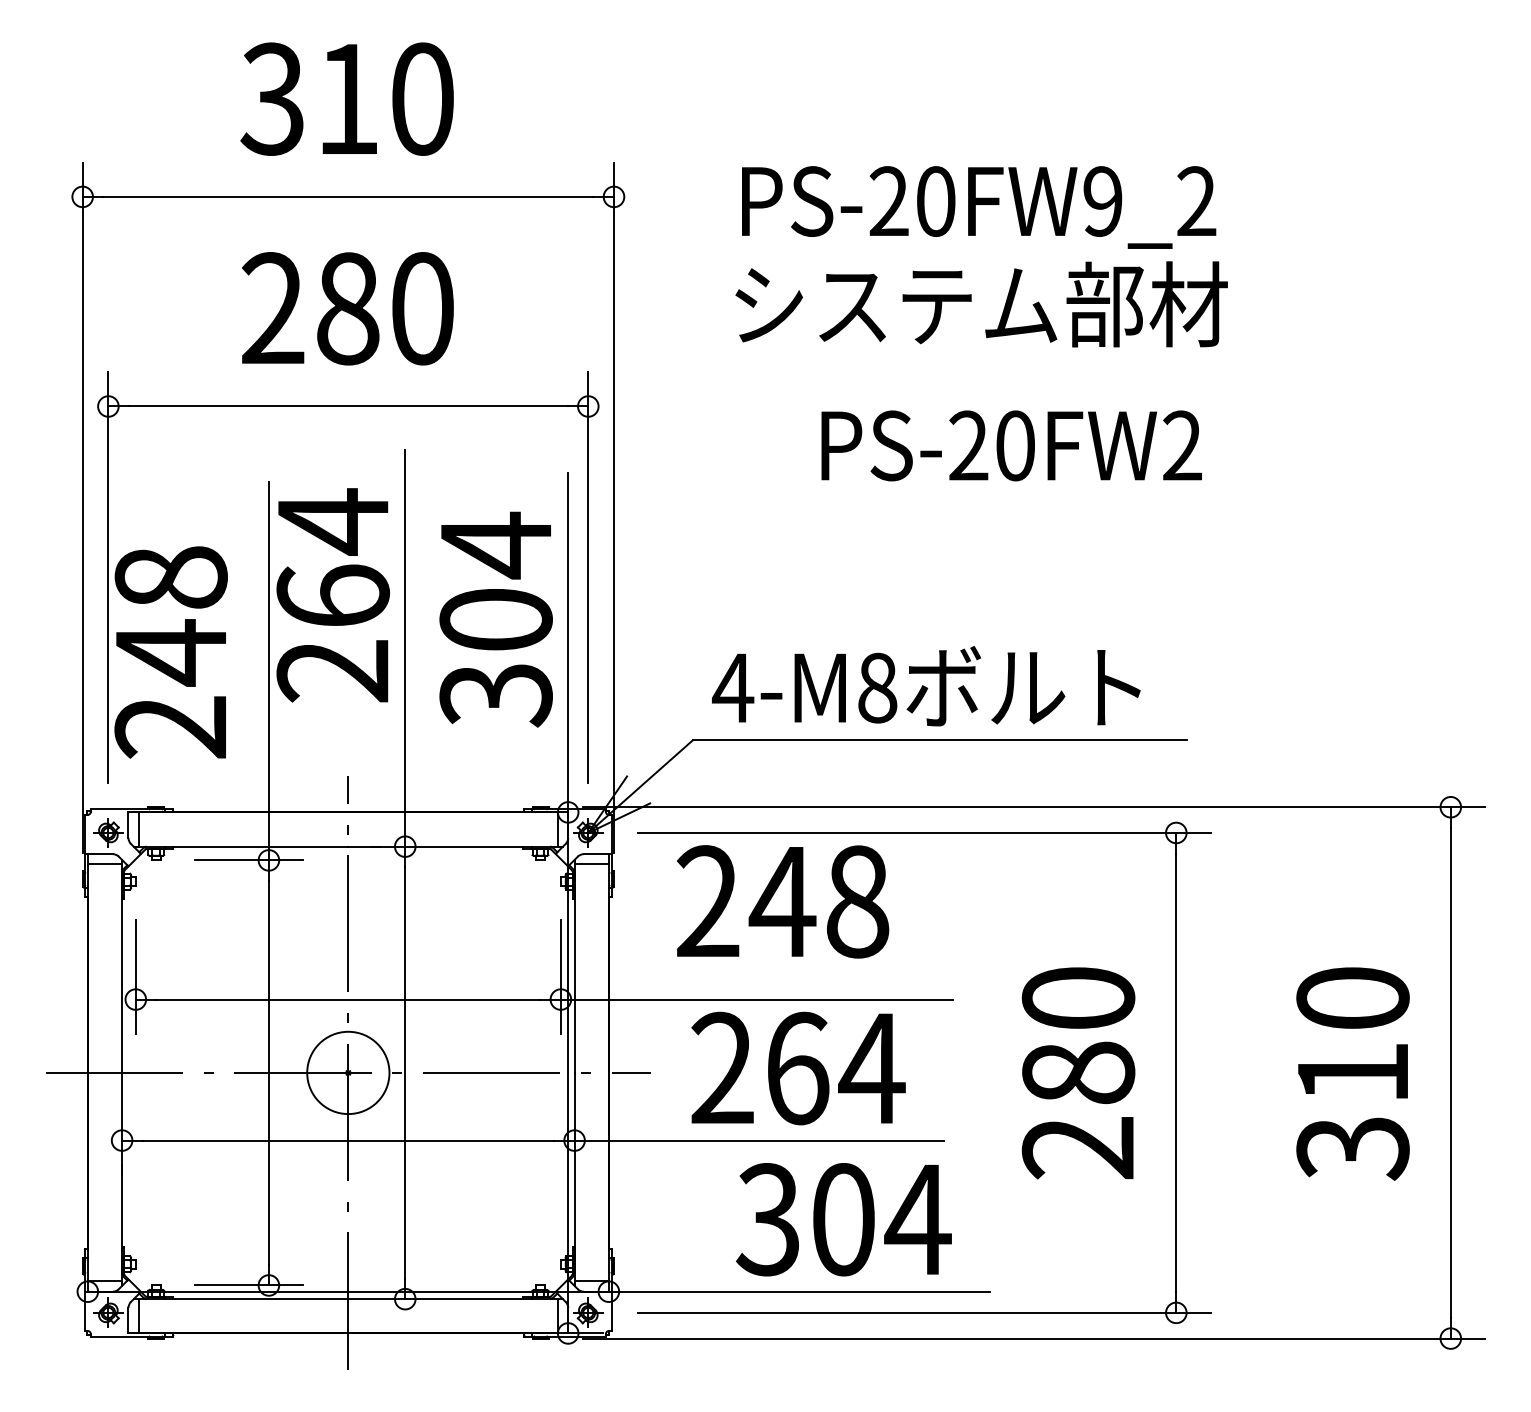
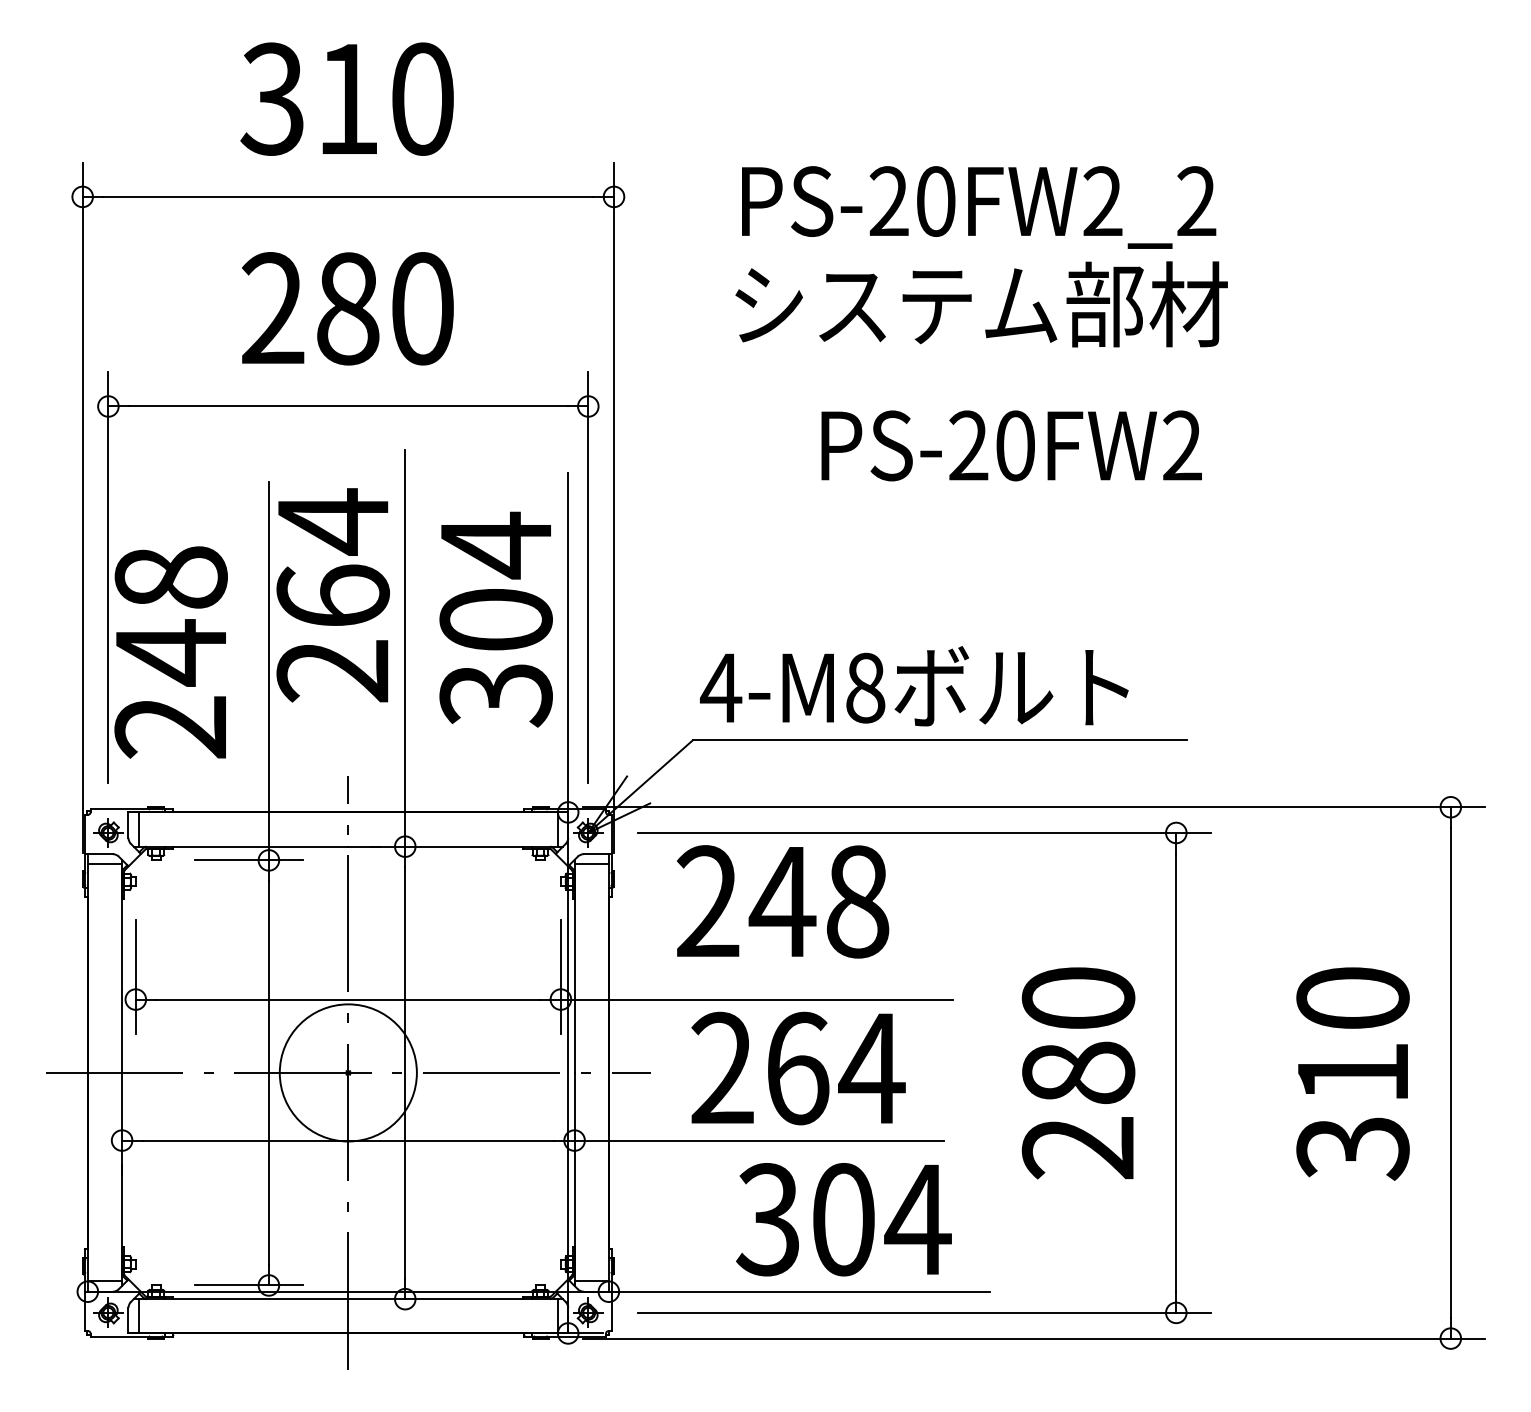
text: PS-20FW9_2 -> PS-20FW2_2 (1102, 201)
text position: (926, 686) -> (914, 686) (914, 686)
circle diameter: 82 px -> 137 px (347, 1072)
